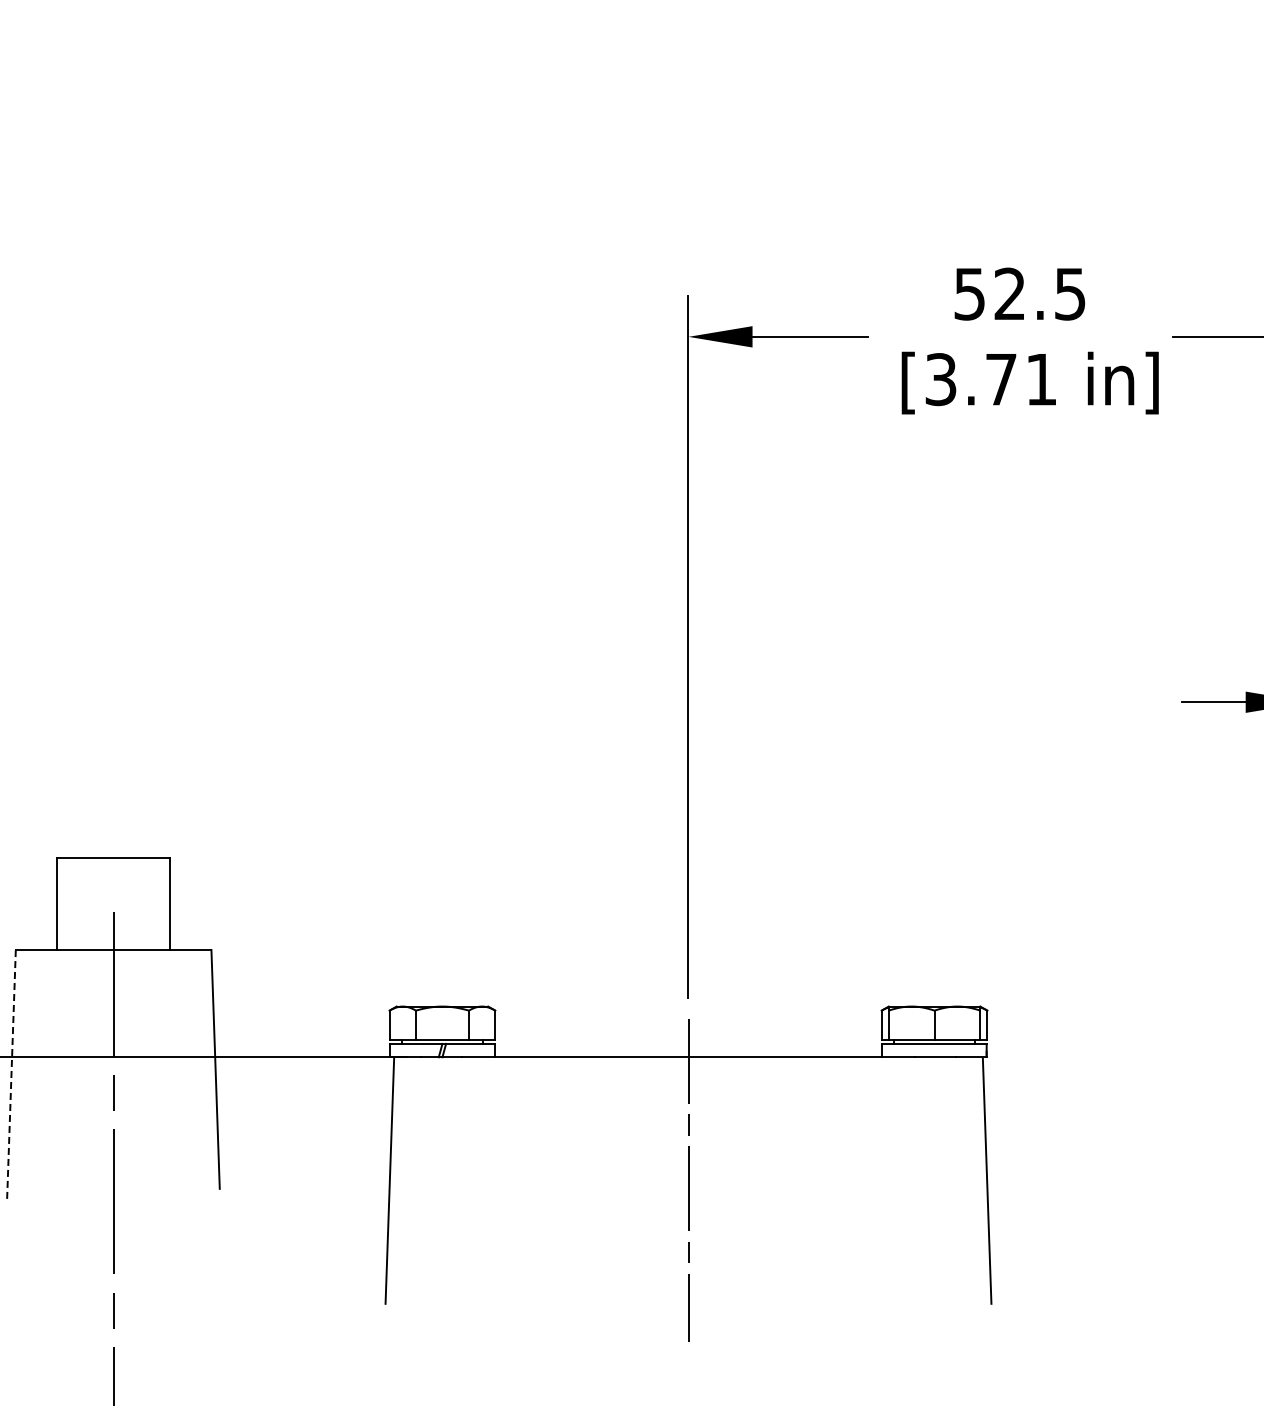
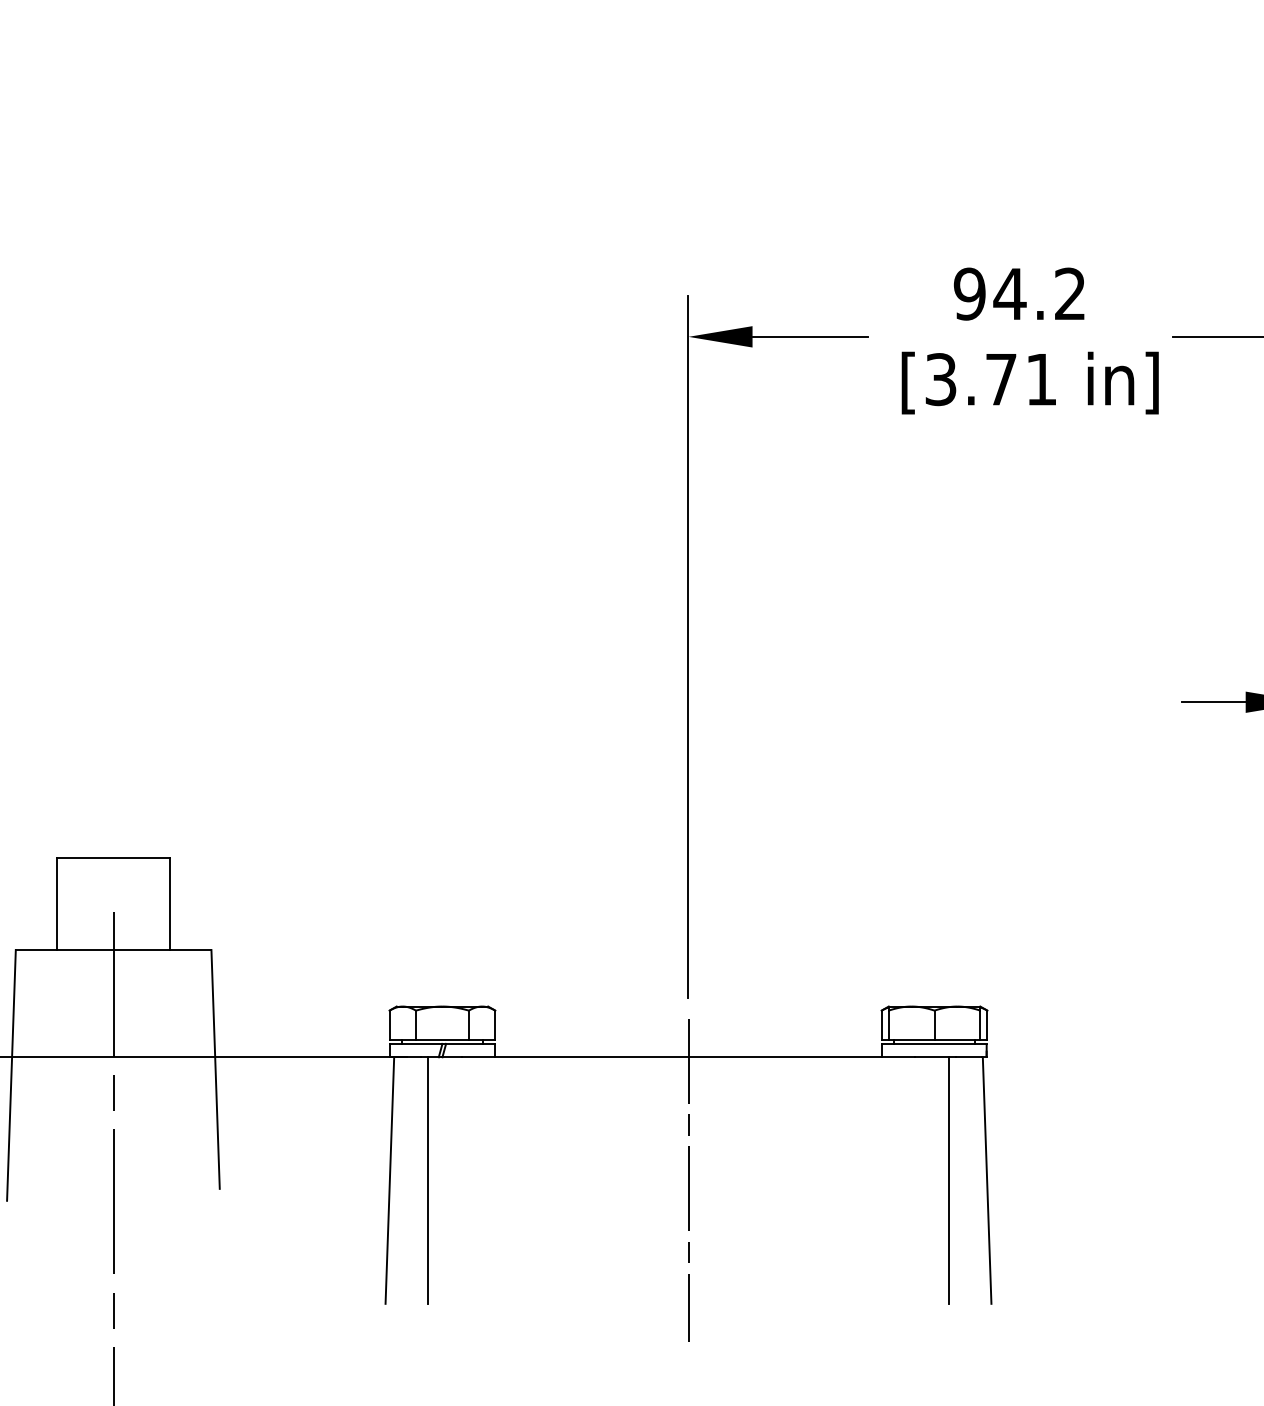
text: 52.5 -> 94.2 (1019, 293)
line: dashed -> solid (11, 1075)
line: none -> present (427, 1180)
line: none -> present (949, 1180)
